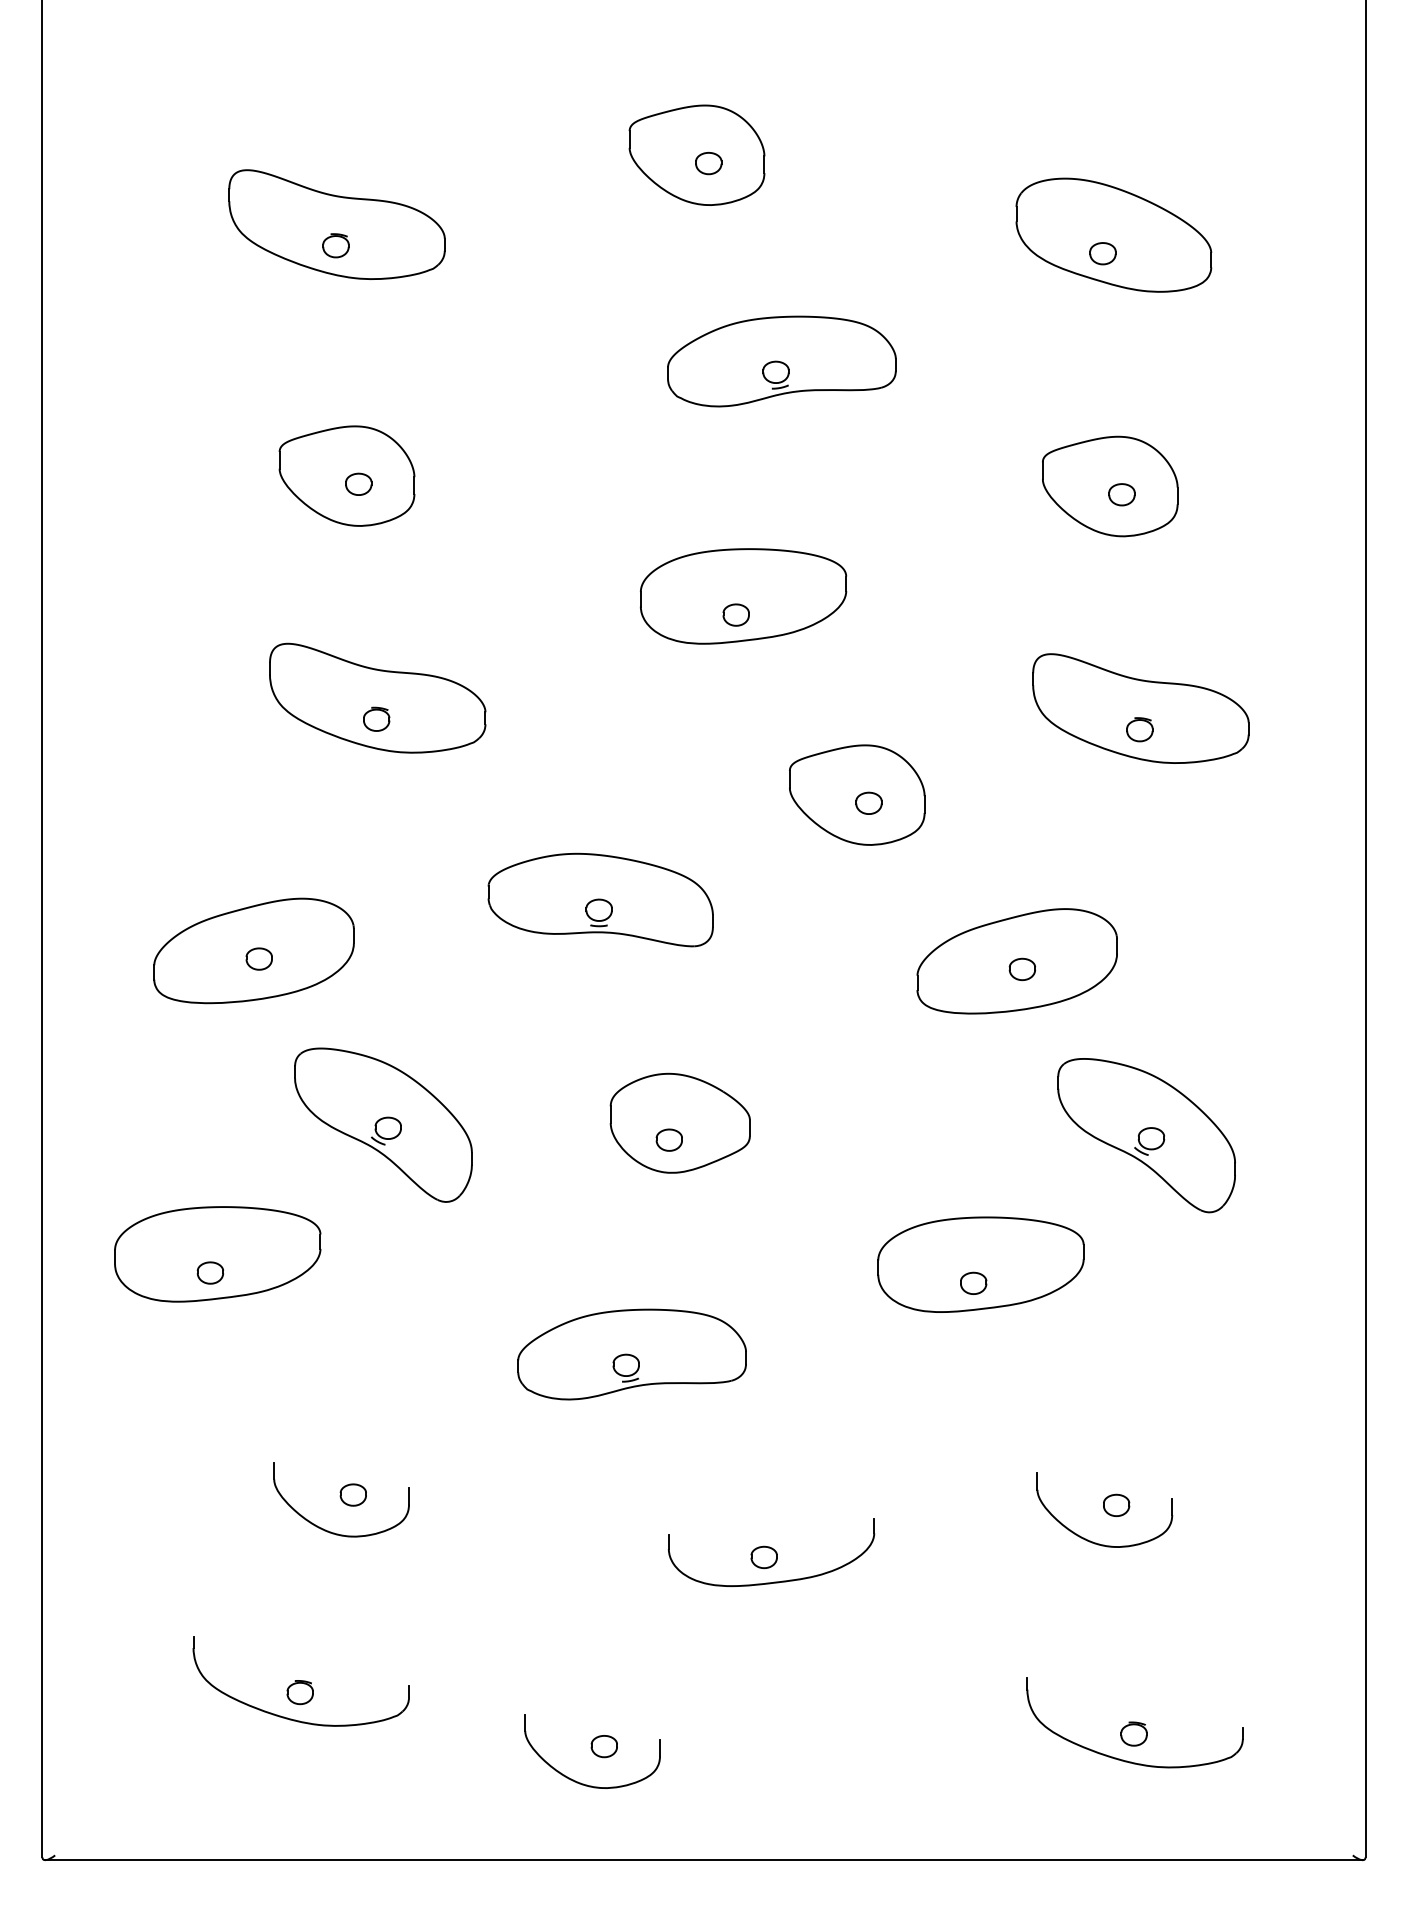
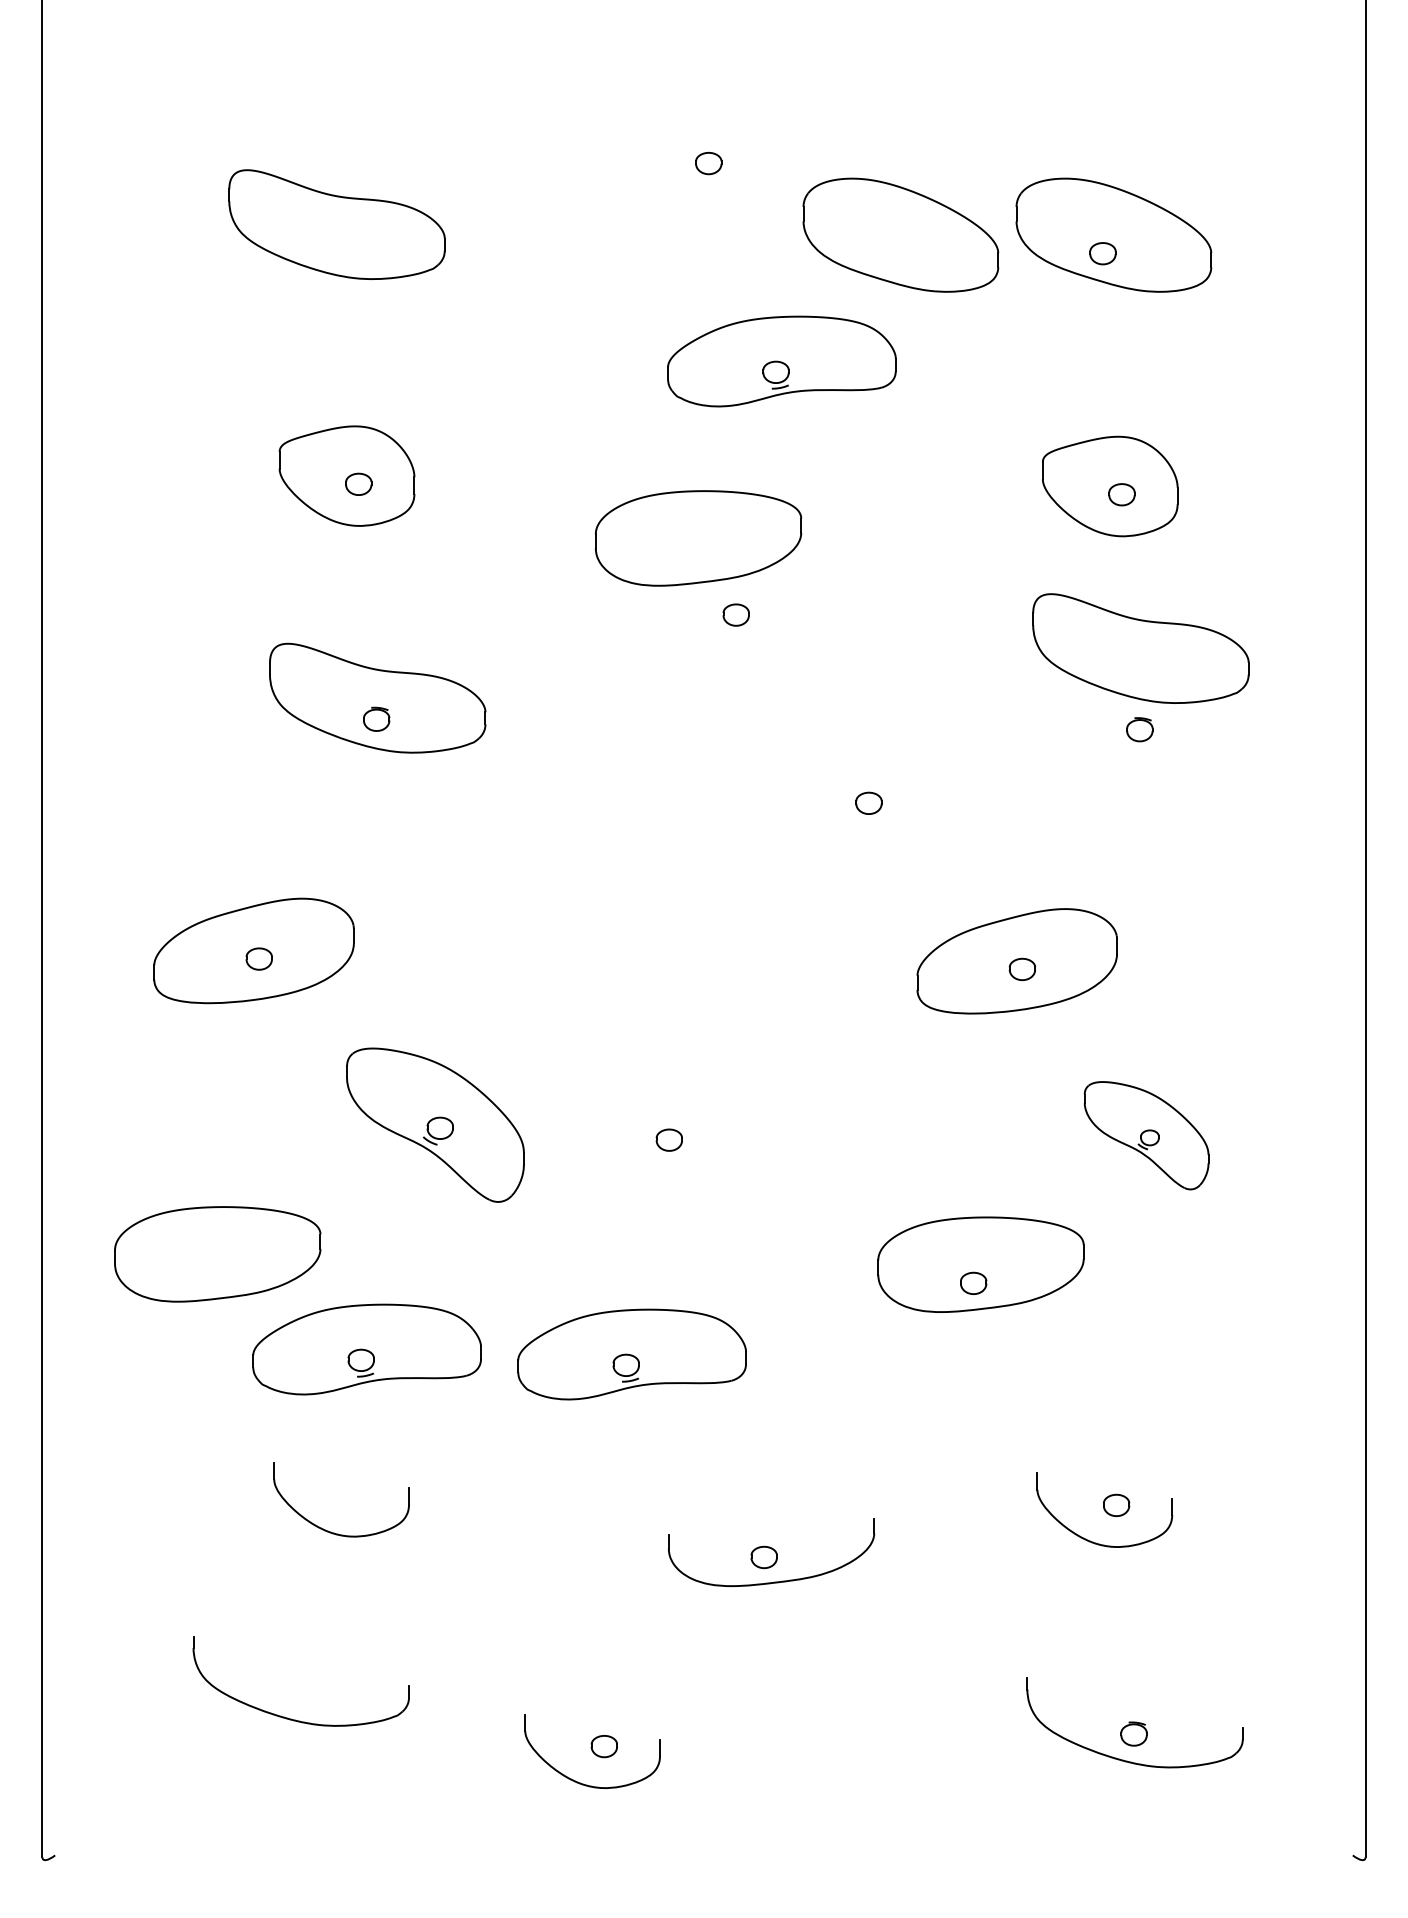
part: present -> none (696, 154)
part: none -> present (900, 234)
part: present -> none (335, 245)
part position: (743, 596) -> (698, 538) (698, 538)
part position: (1140, 708) -> (1140, 648) (1140, 648)
part: present -> none (857, 794)
part: present -> none (600, 899)
part: present -> none (679, 1122)
part position: (383, 1124) -> (435, 1124) (435, 1124)
part size: 179x156 px -> 127x110 px (1146, 1135)
part: present -> none (209, 1272)
part: none -> present (366, 1349)
part: present -> none (352, 1494)
part: present -> none (299, 1692)
line: present -> none (703, 1860)
